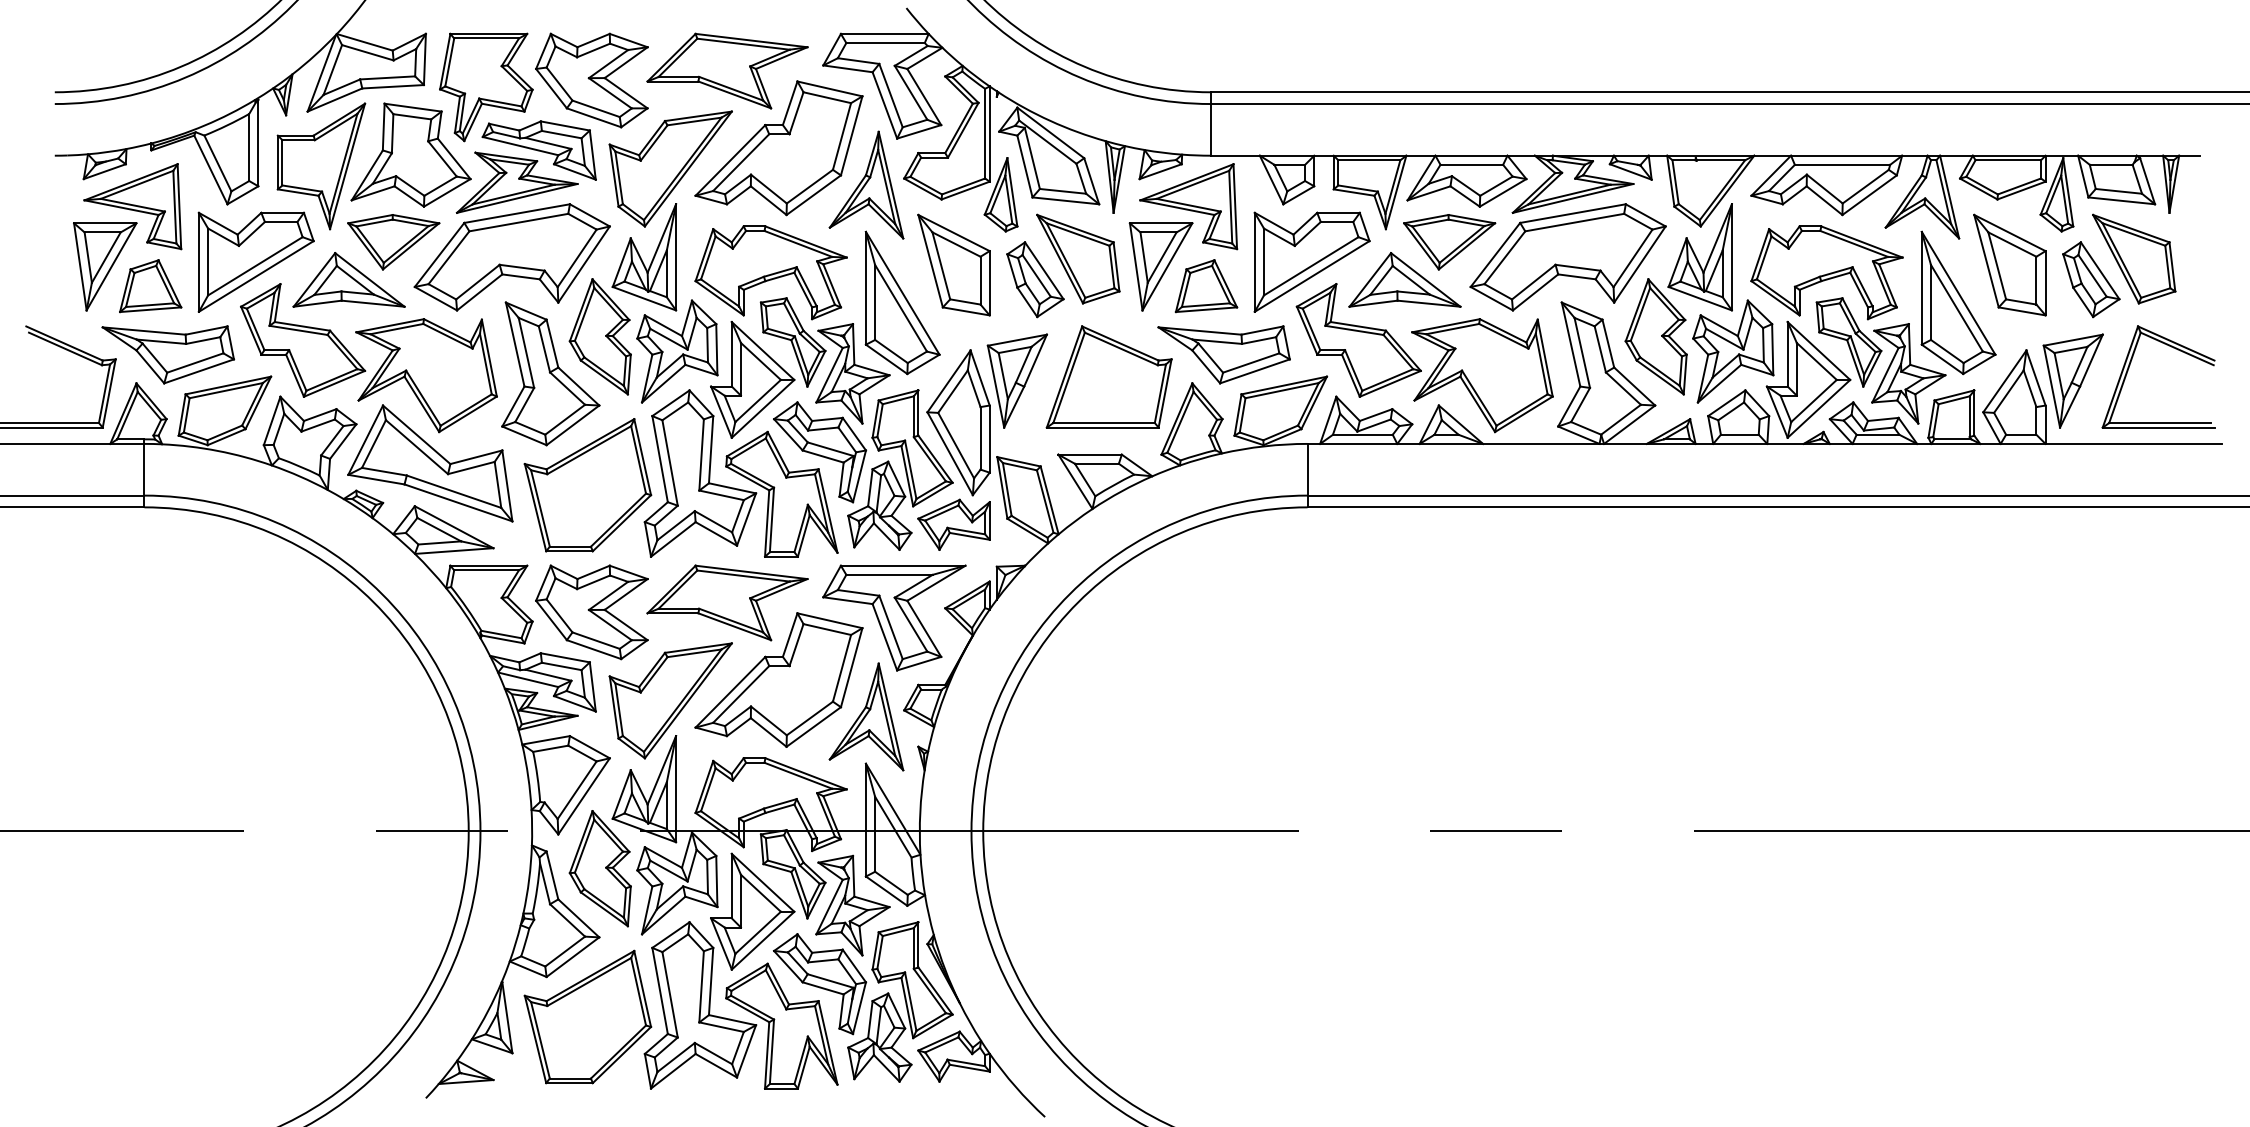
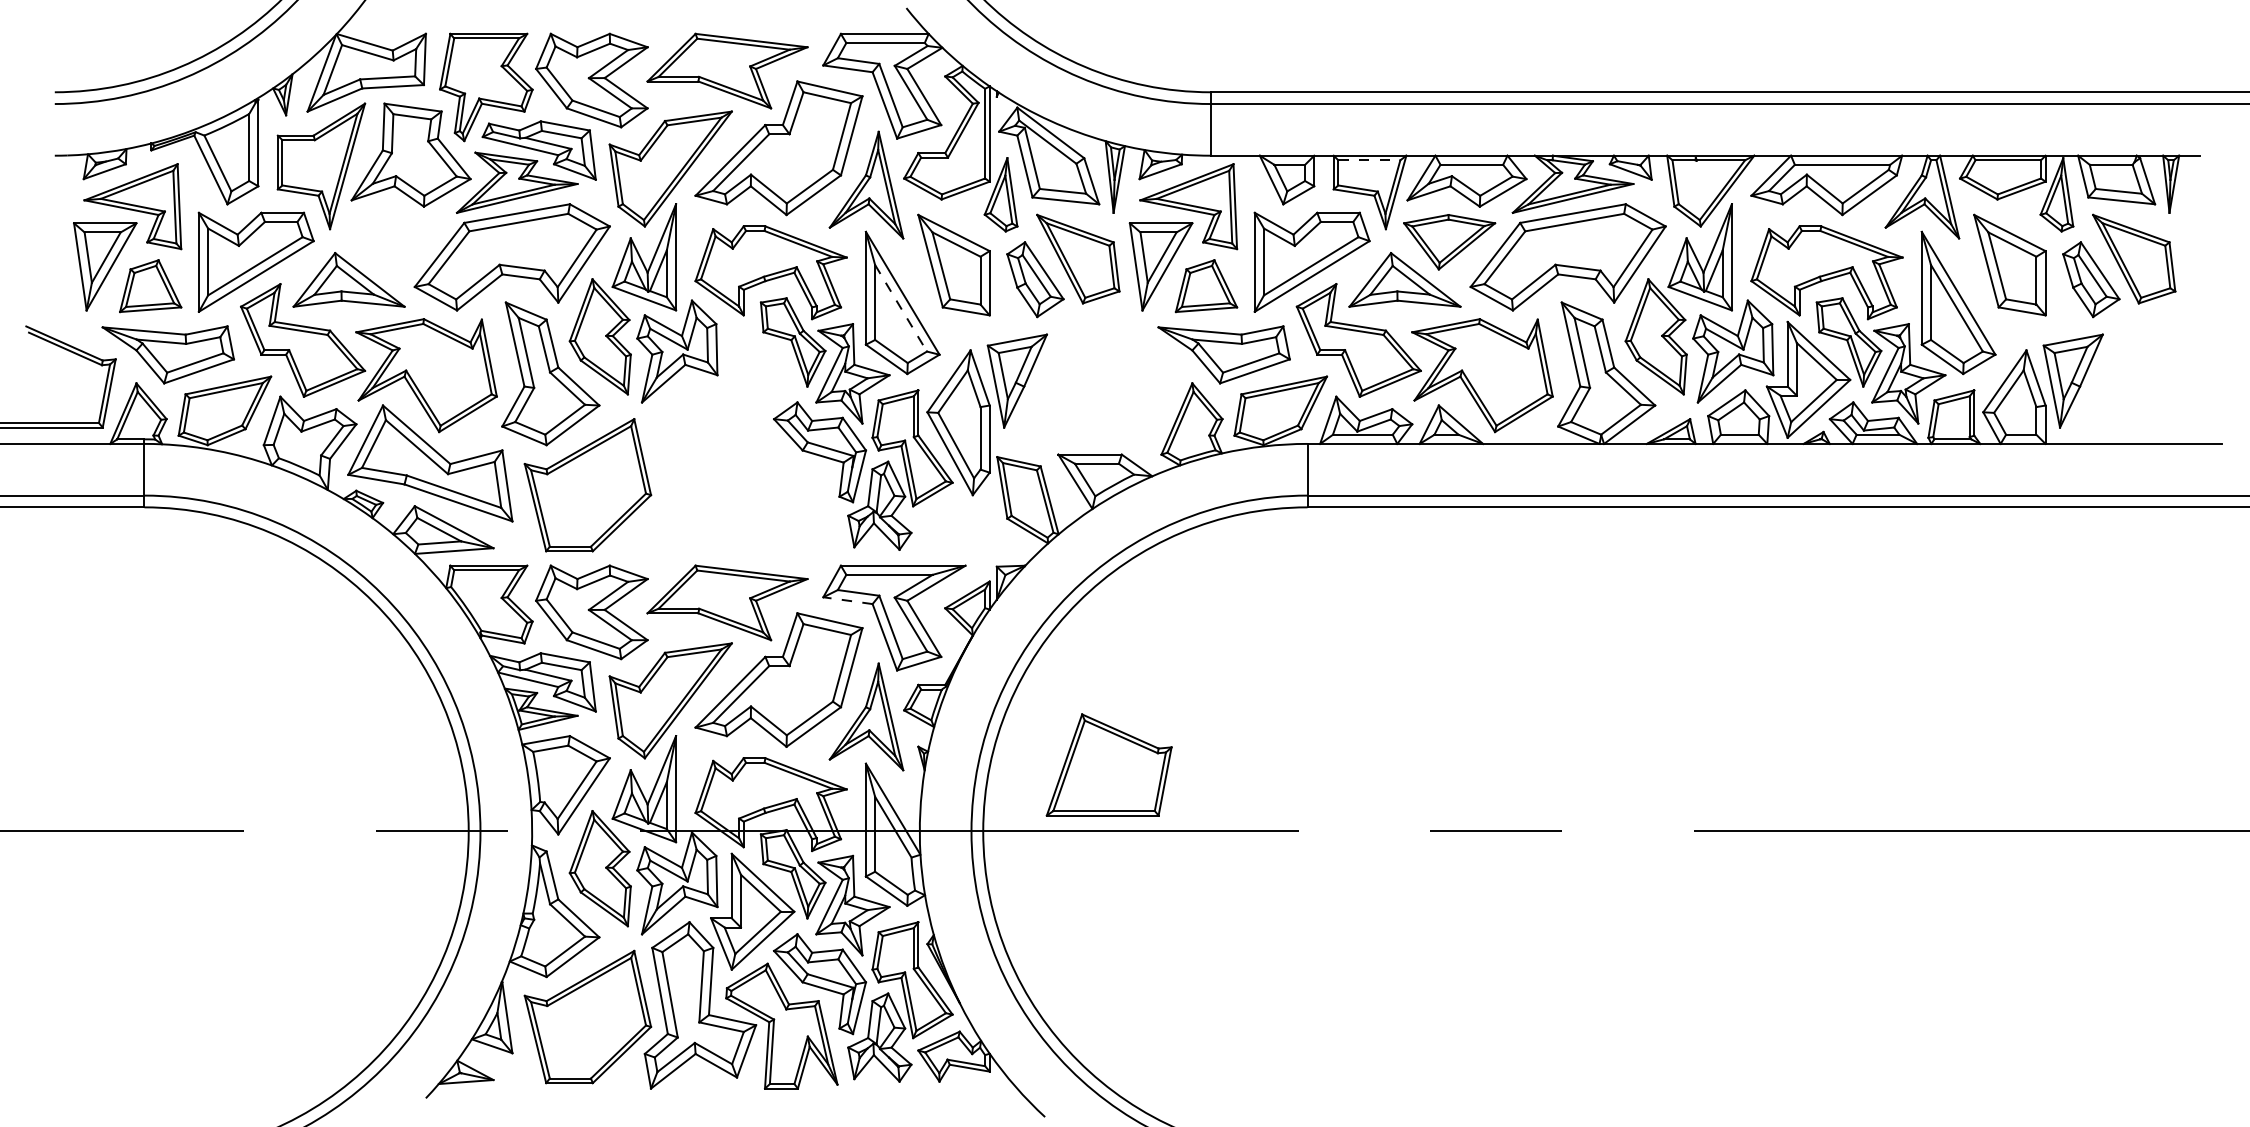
line: solid -> dashed (1369, 160)
part: present -> none (393, 242)
line: solid -> dashed (901, 308)
part: present -> none (2130, 365)
part position: (1108, 376) -> (1108, 764) (1108, 764)
part: present -> none (736, 434)
part: present -> none (953, 524)
line: solid -> dashed (847, 600)
